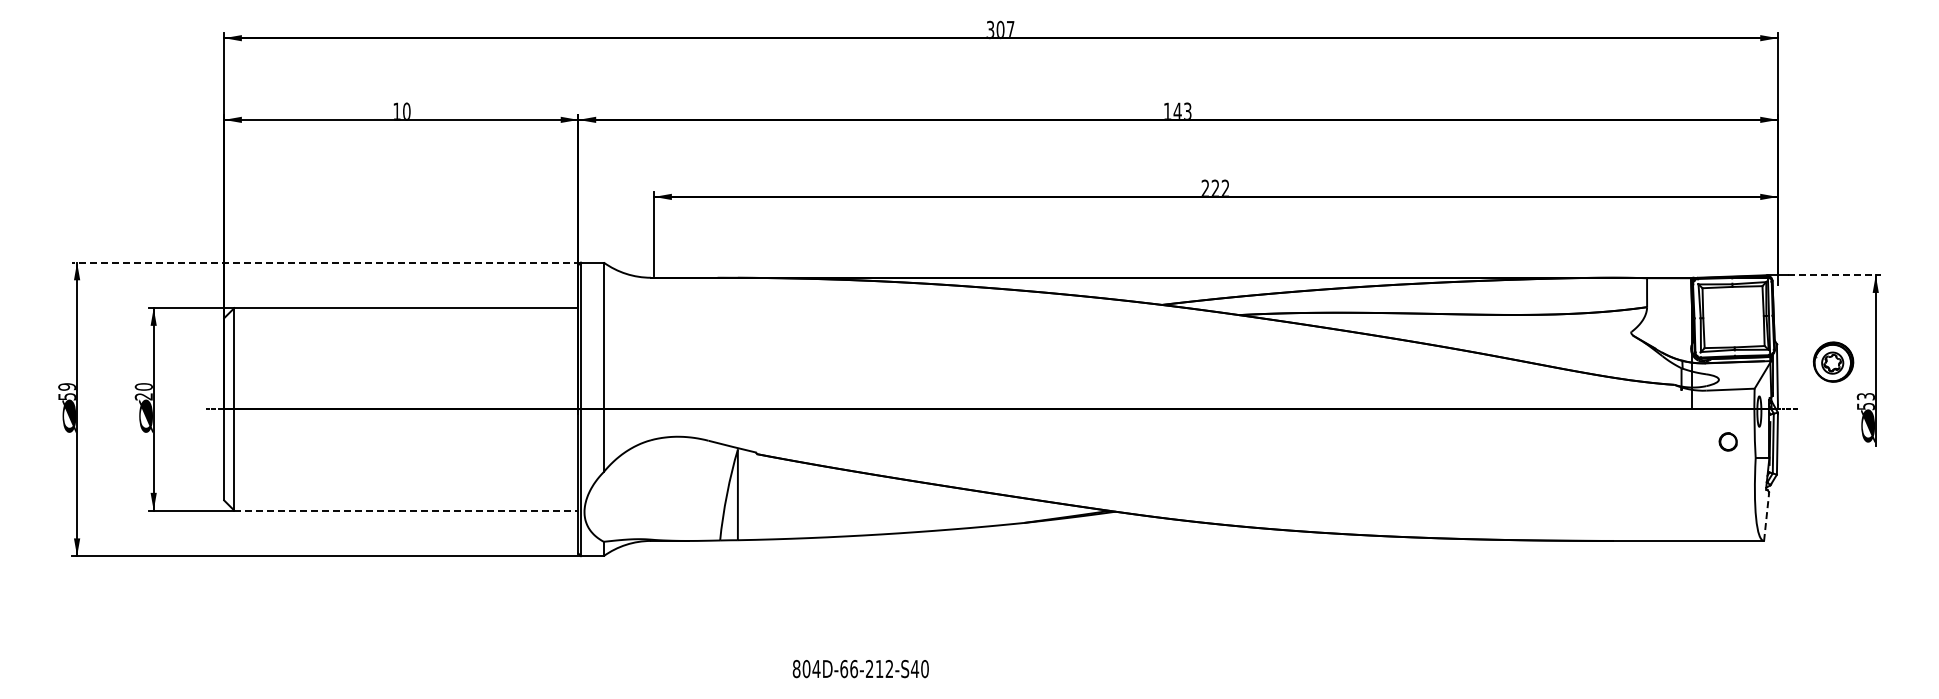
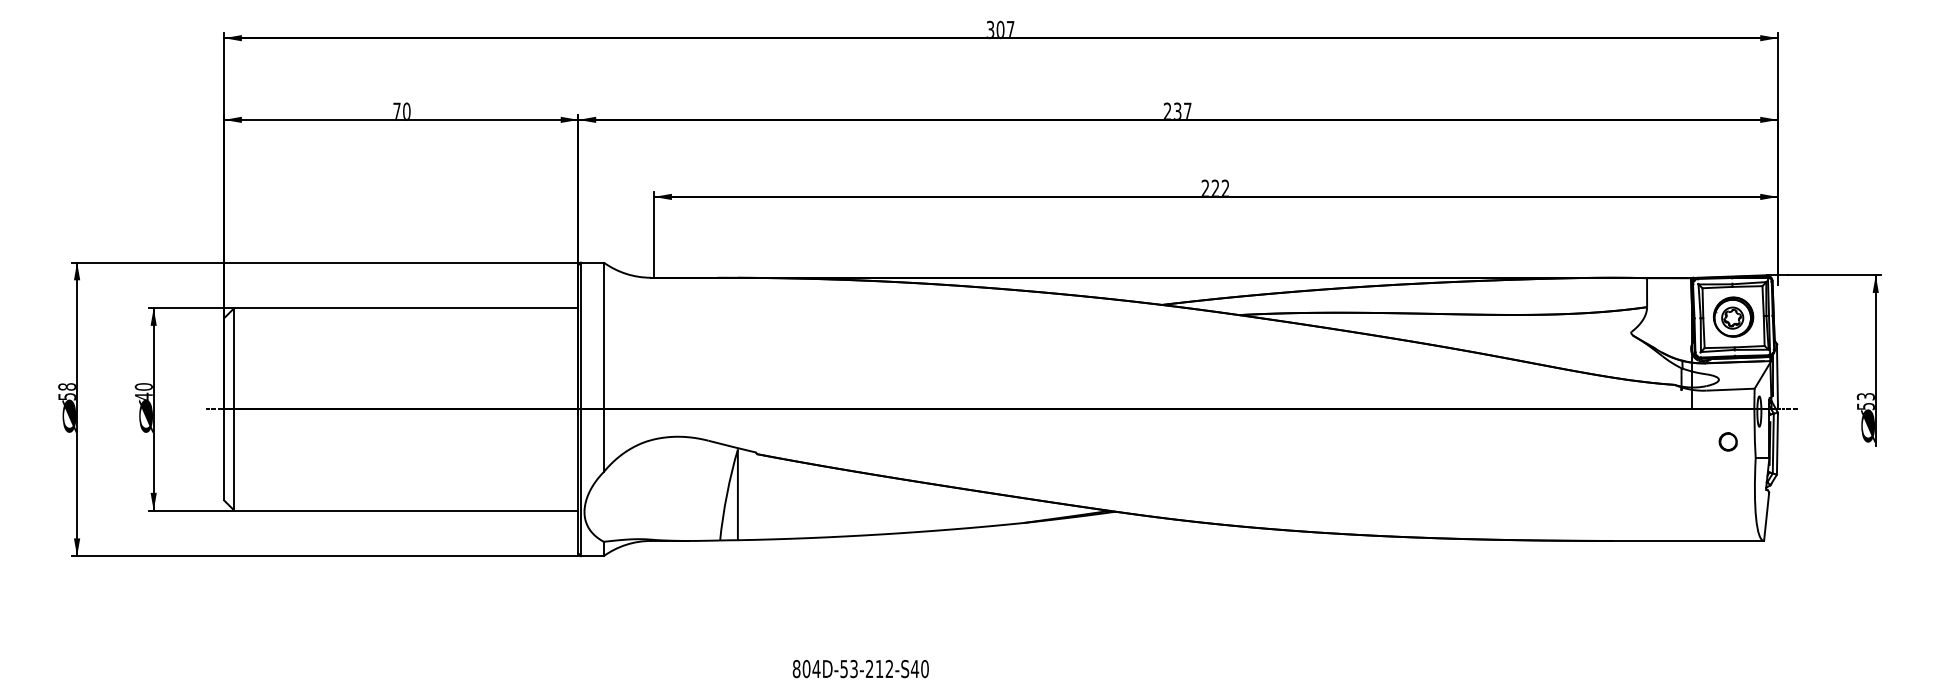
text: 10 -> 70 (396, 110)
text: 143 -> 237 (1177, 110)
line: dashed -> solid (326, 262)
line: dashed -> solid (1834, 275)
part position: (1833, 361) -> (1733, 316) (1733, 316)
text: 59 -> 58 (66, 386)
text: 20 -> 40 (143, 396)
line: dashed -> solid (406, 510)
line: dashed -> solid (1766, 517)
text: 804D-66-212-S40 -> 804D-53-212-S40 (849, 668)
